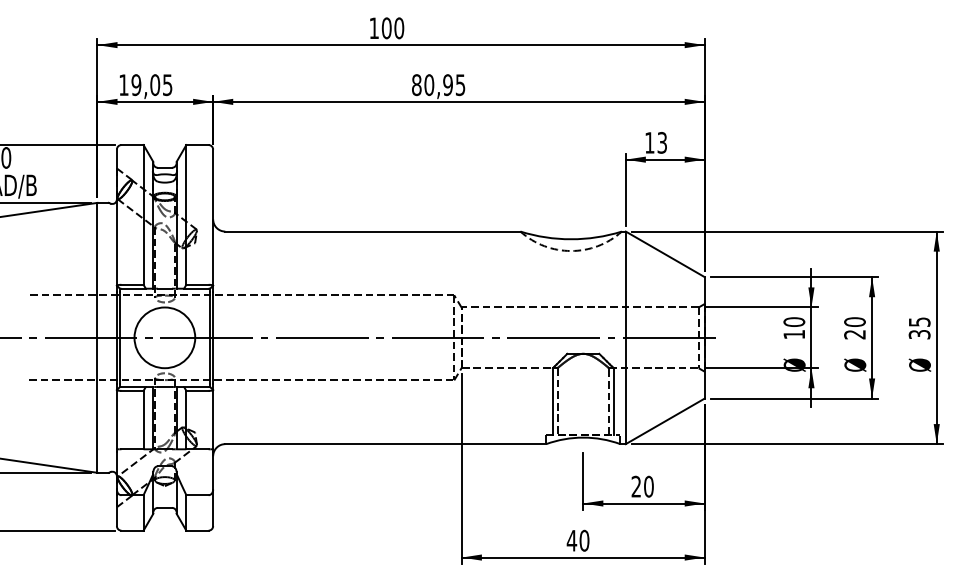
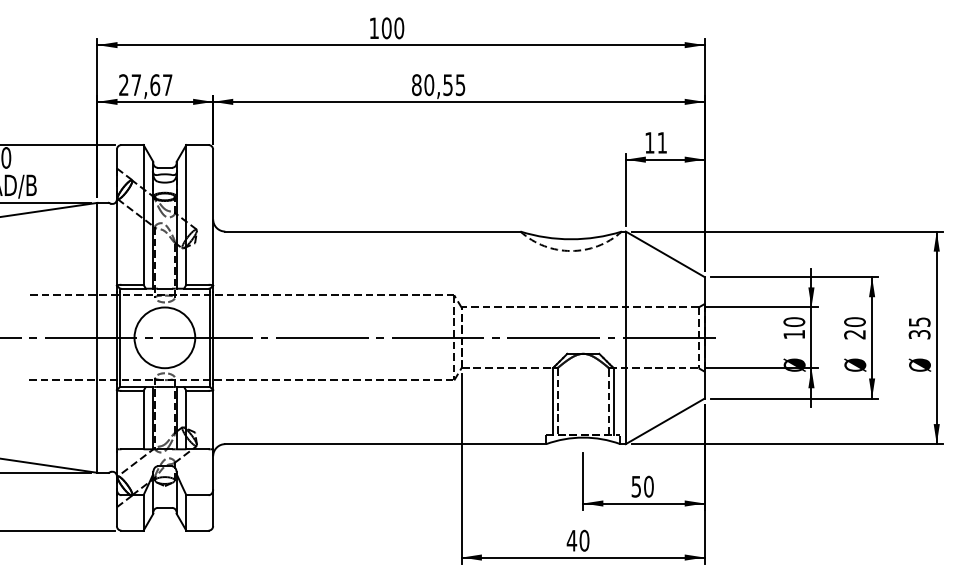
text: 80,95 -> 80,55 (447, 84)
text: 19,05 -> 27,67 (145, 85)
text: 13 -> 11 (661, 142)
text: 20 -> 50 (635, 486)
